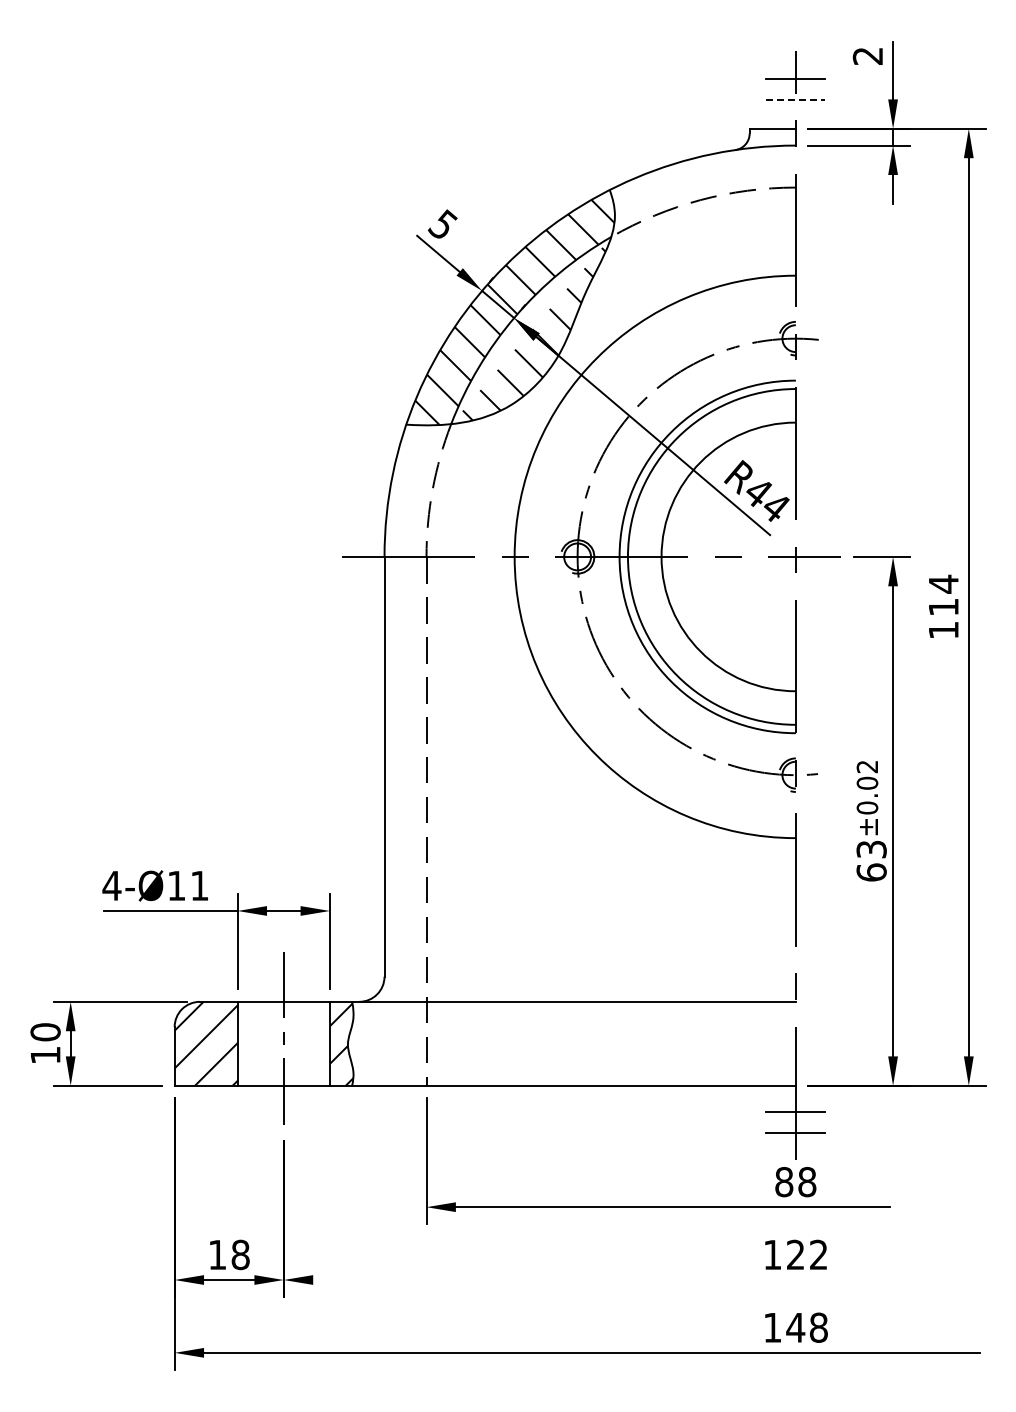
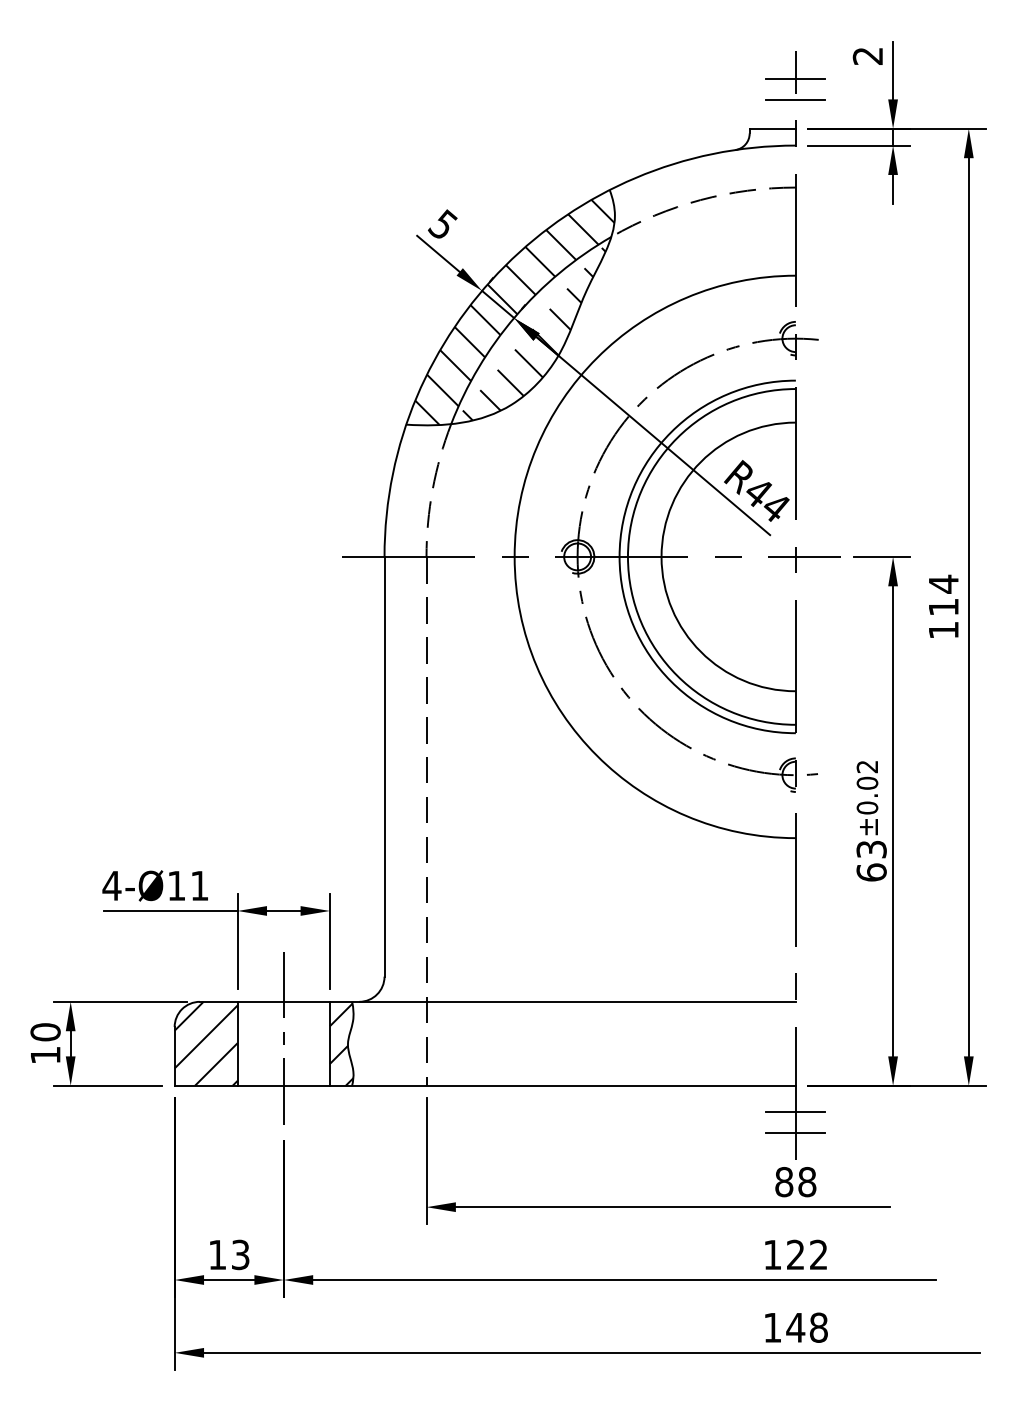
line: dashed -> solid (796, 100)
text: 18 -> 13 (240, 1254)
line: none -> present (624, 1280)
